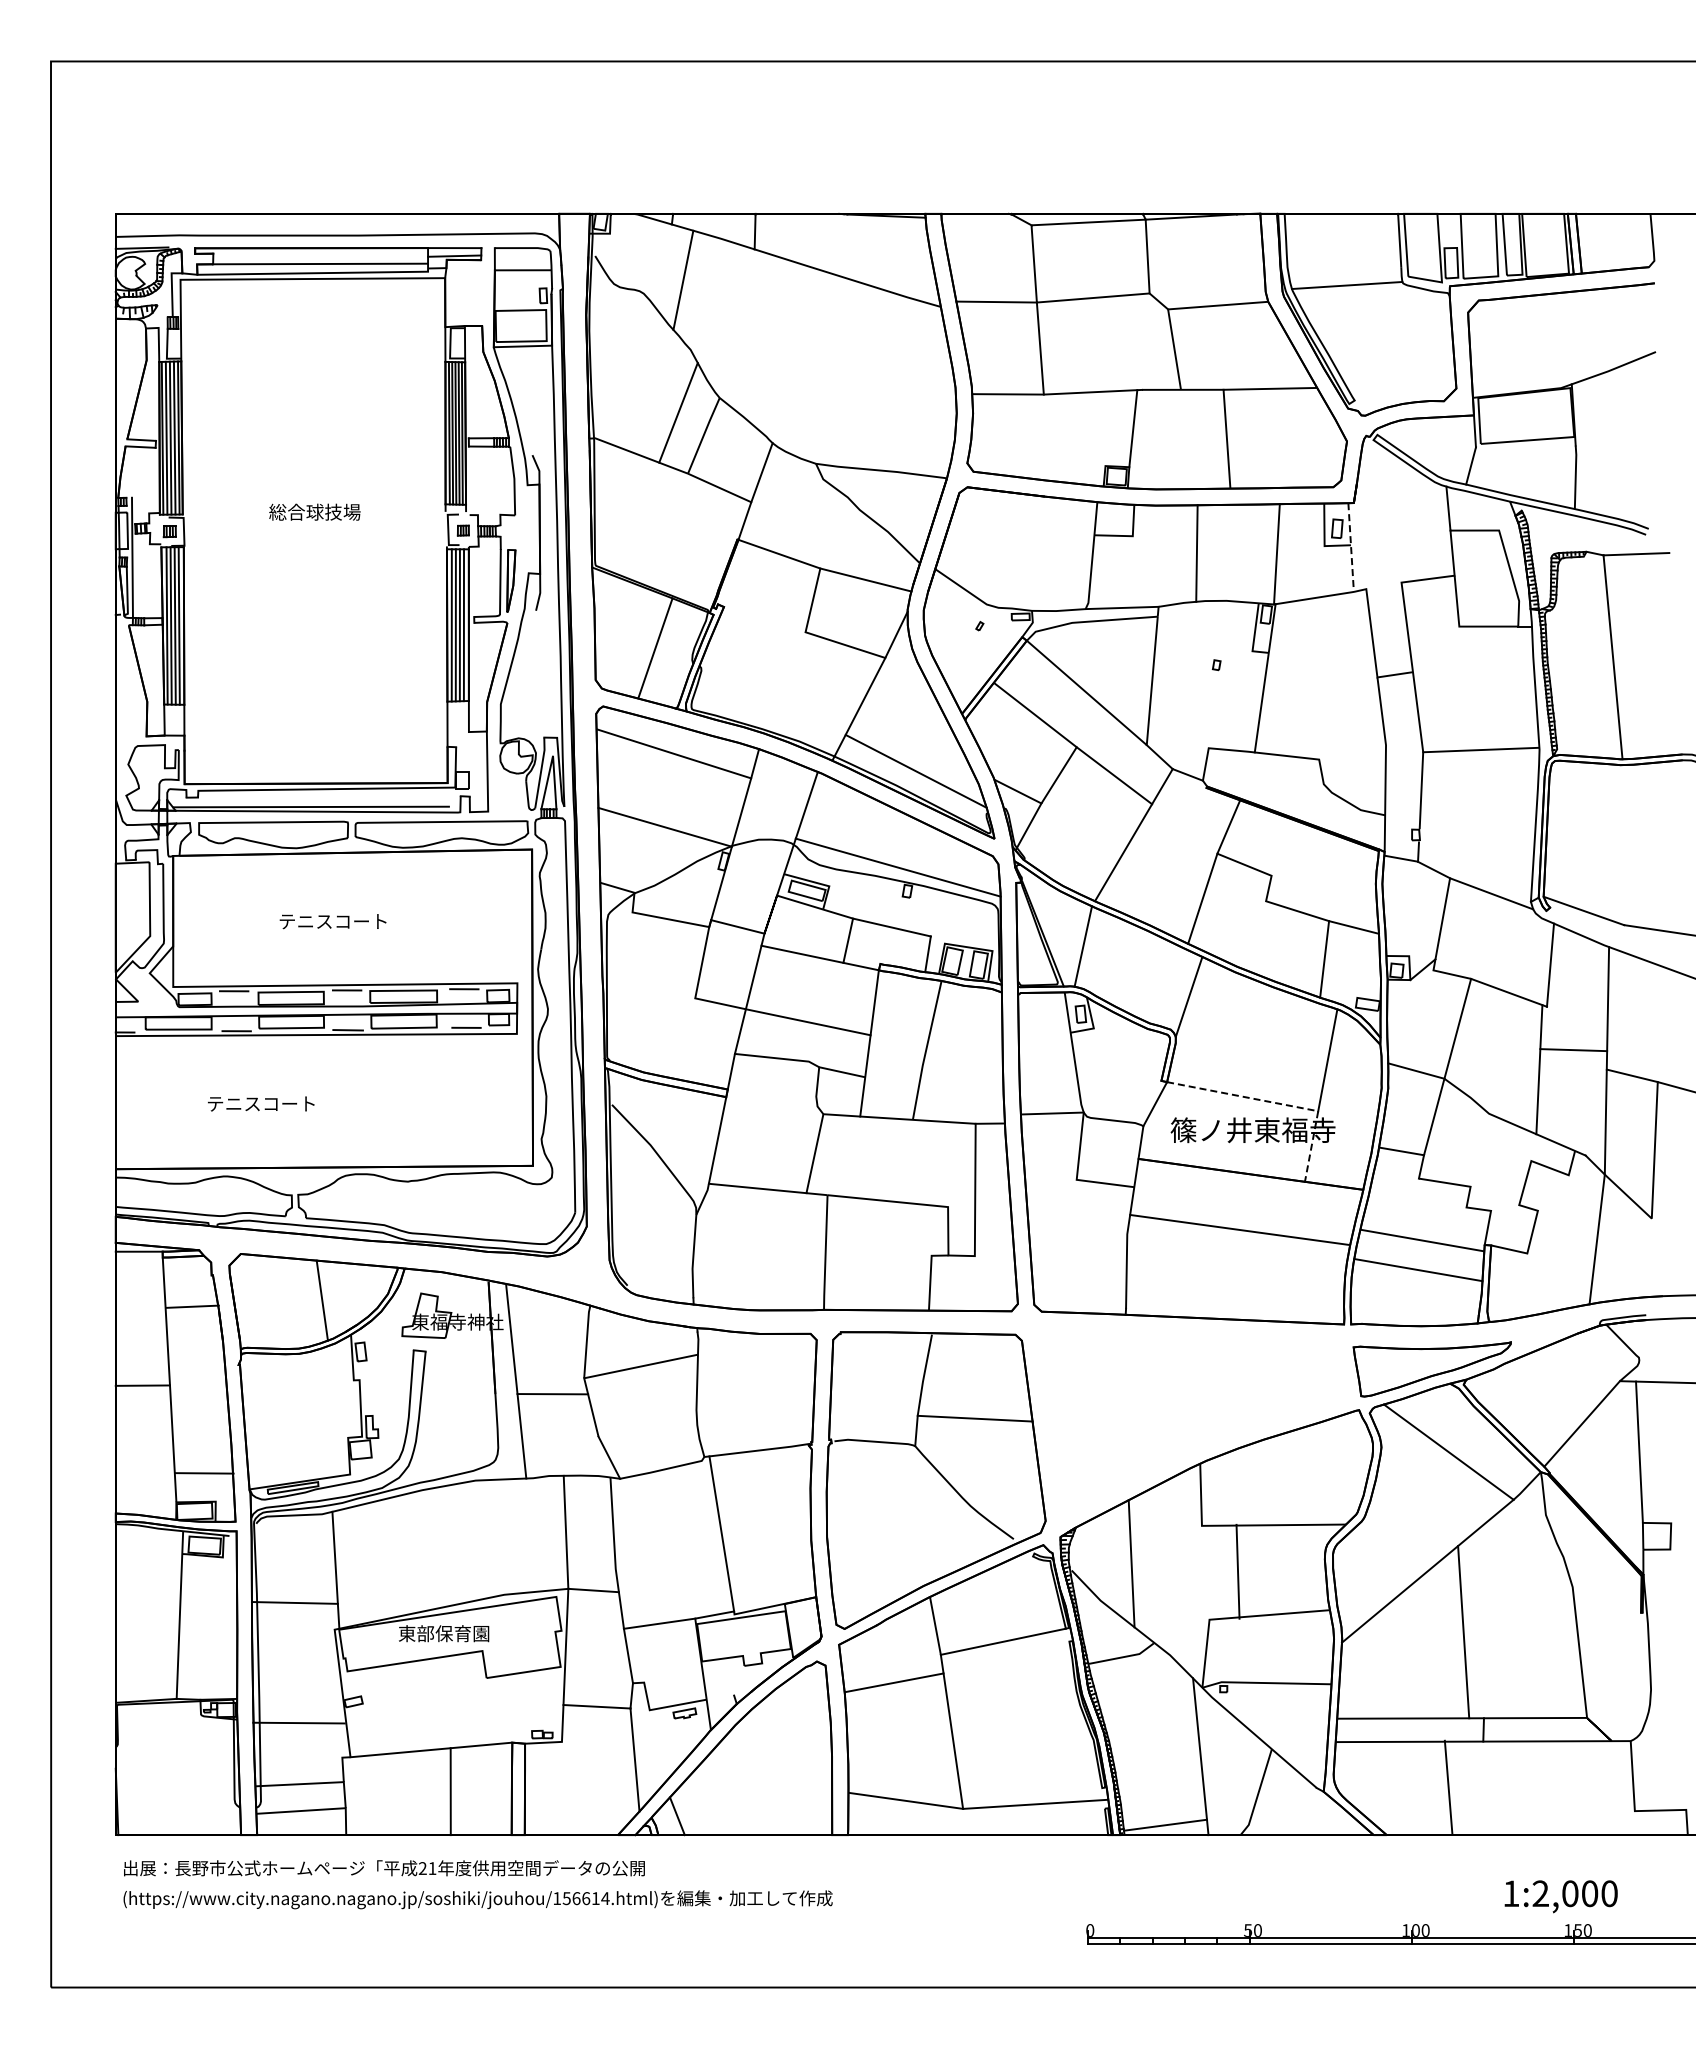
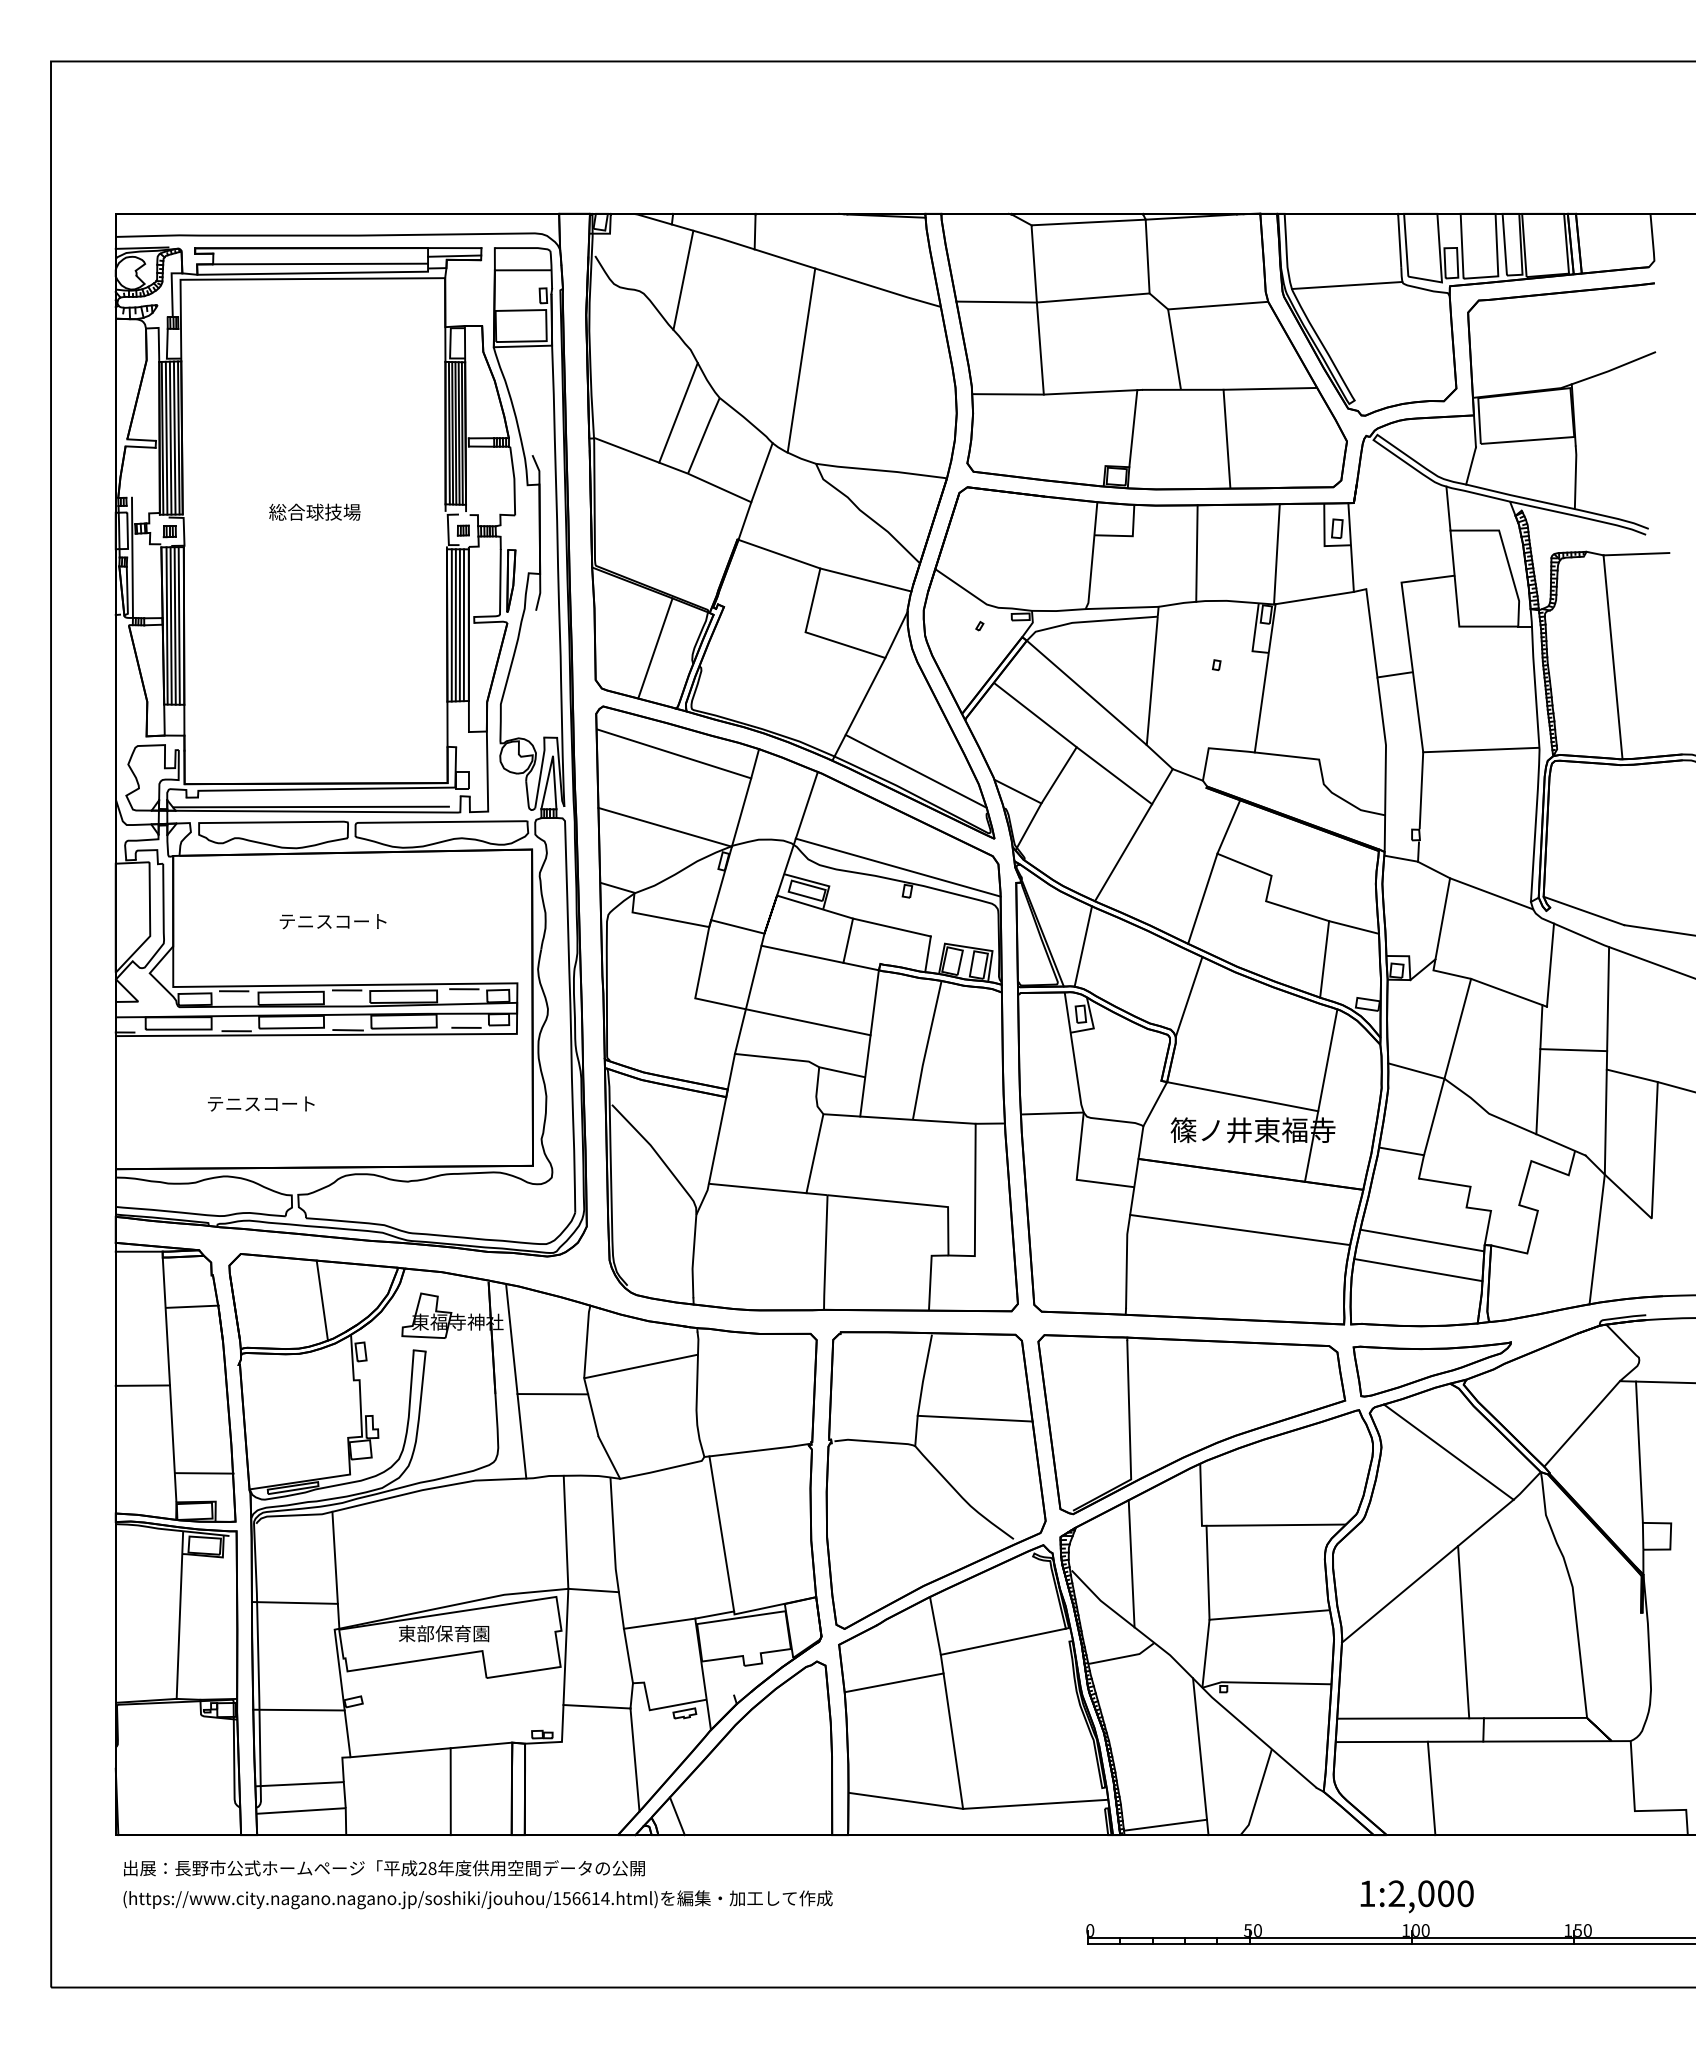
line: none -> present (801, 360)
line: dashed -> solid (1351, 548)
line: dashed -> solid (1278, 1103)
part: none -> present (1191, 1424)
line position: (1237, 1571) -> (1207, 1572) (1207, 1572)
line position: (298, 1722) -> (298, 1709) (298, 1709)
line position: (1448, 1787) -> (1431, 1788) (1431, 1788)
text: 21 -> 28 (432, 1868)
text position: (1560, 1896) -> (1416, 1896) (1416, 1896)
